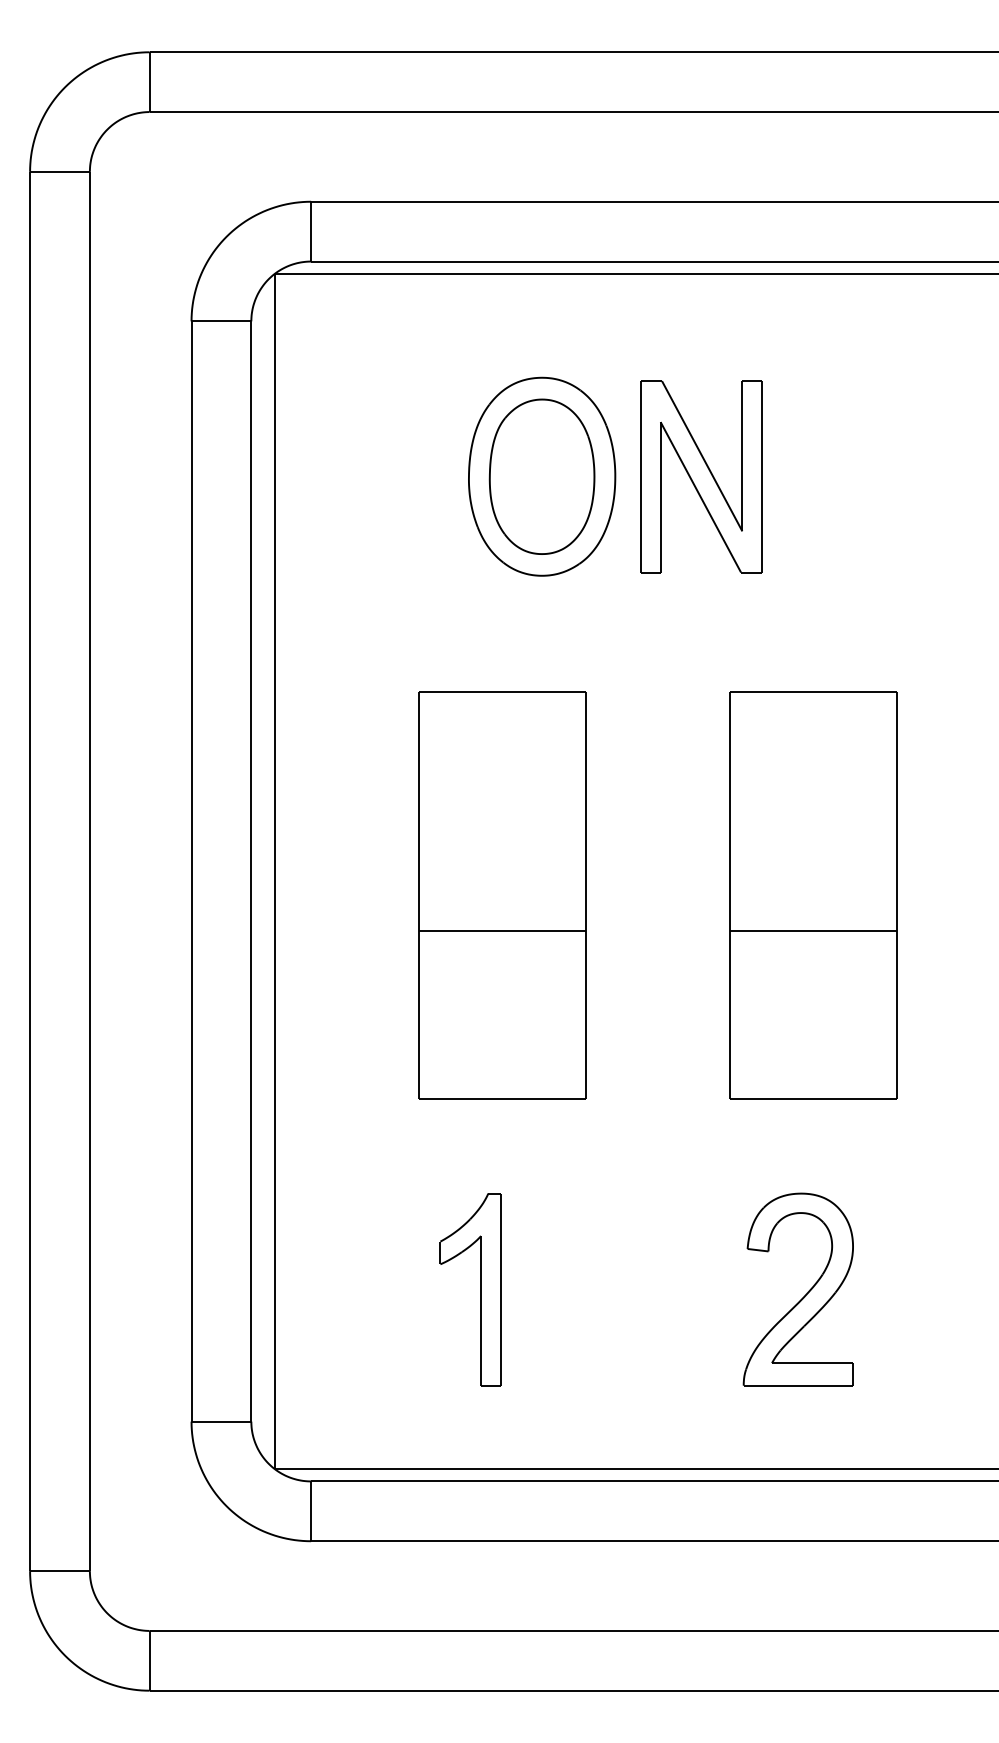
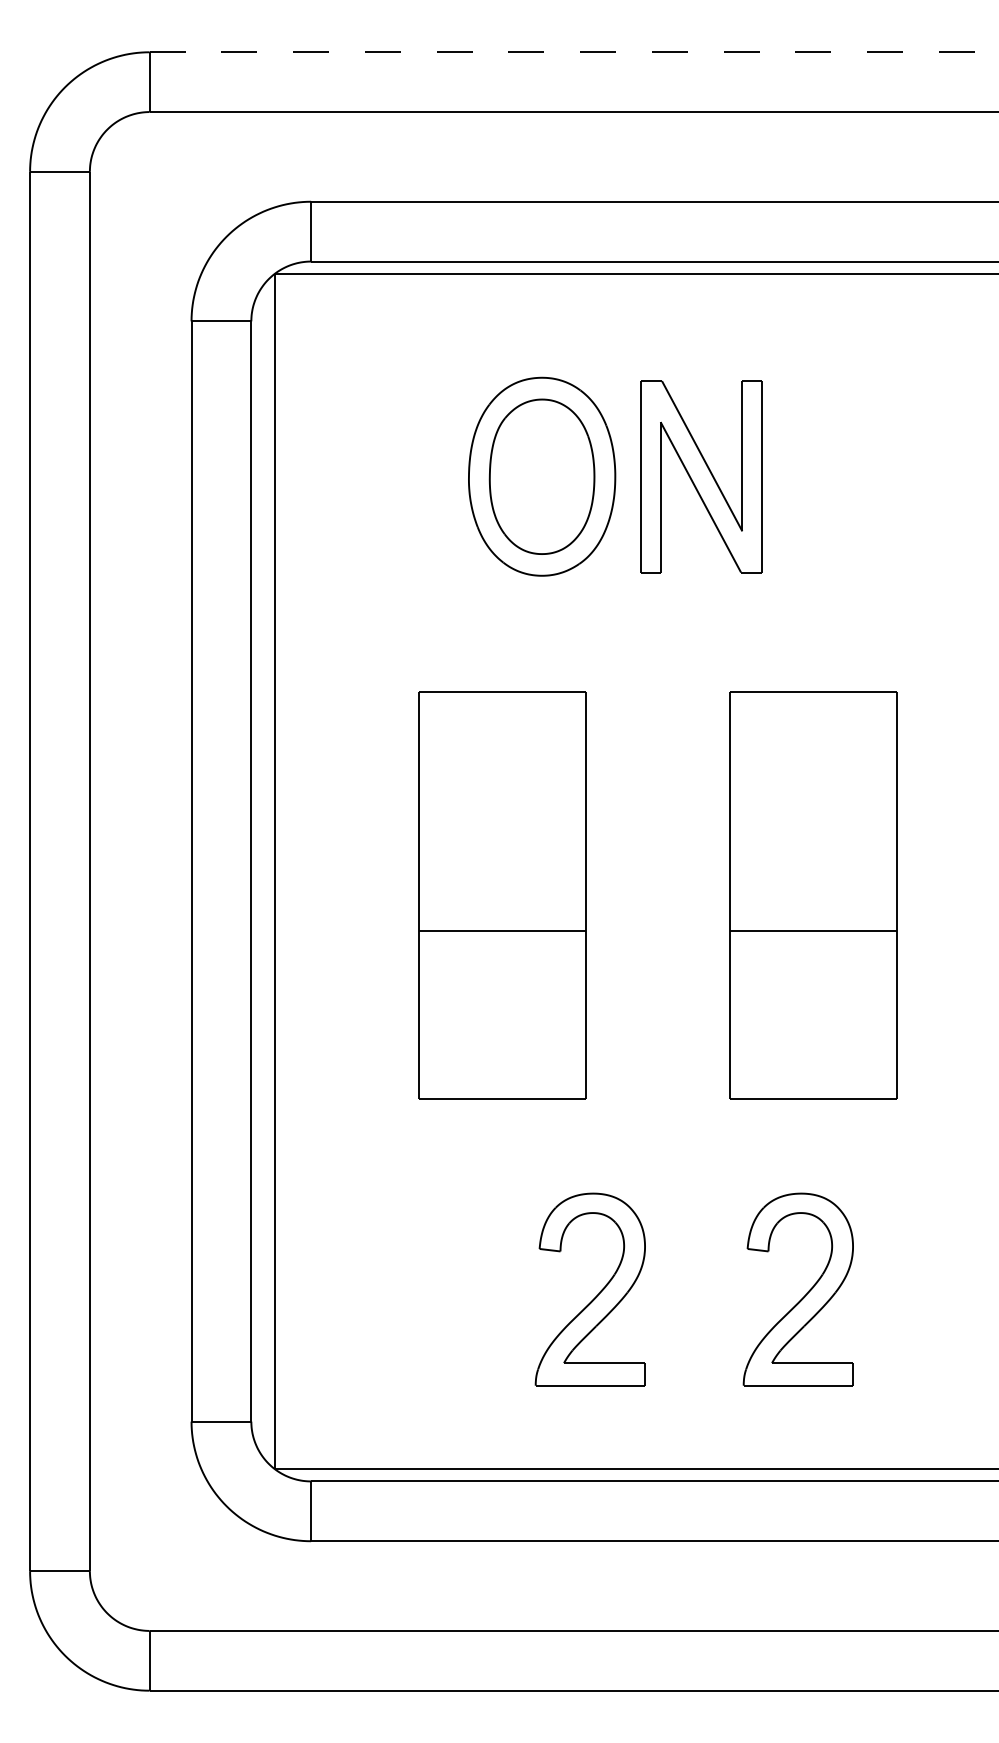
line: solid -> dashed (574, 52)
part: present -> none (480, 1289)
part: none -> present (596, 1295)
